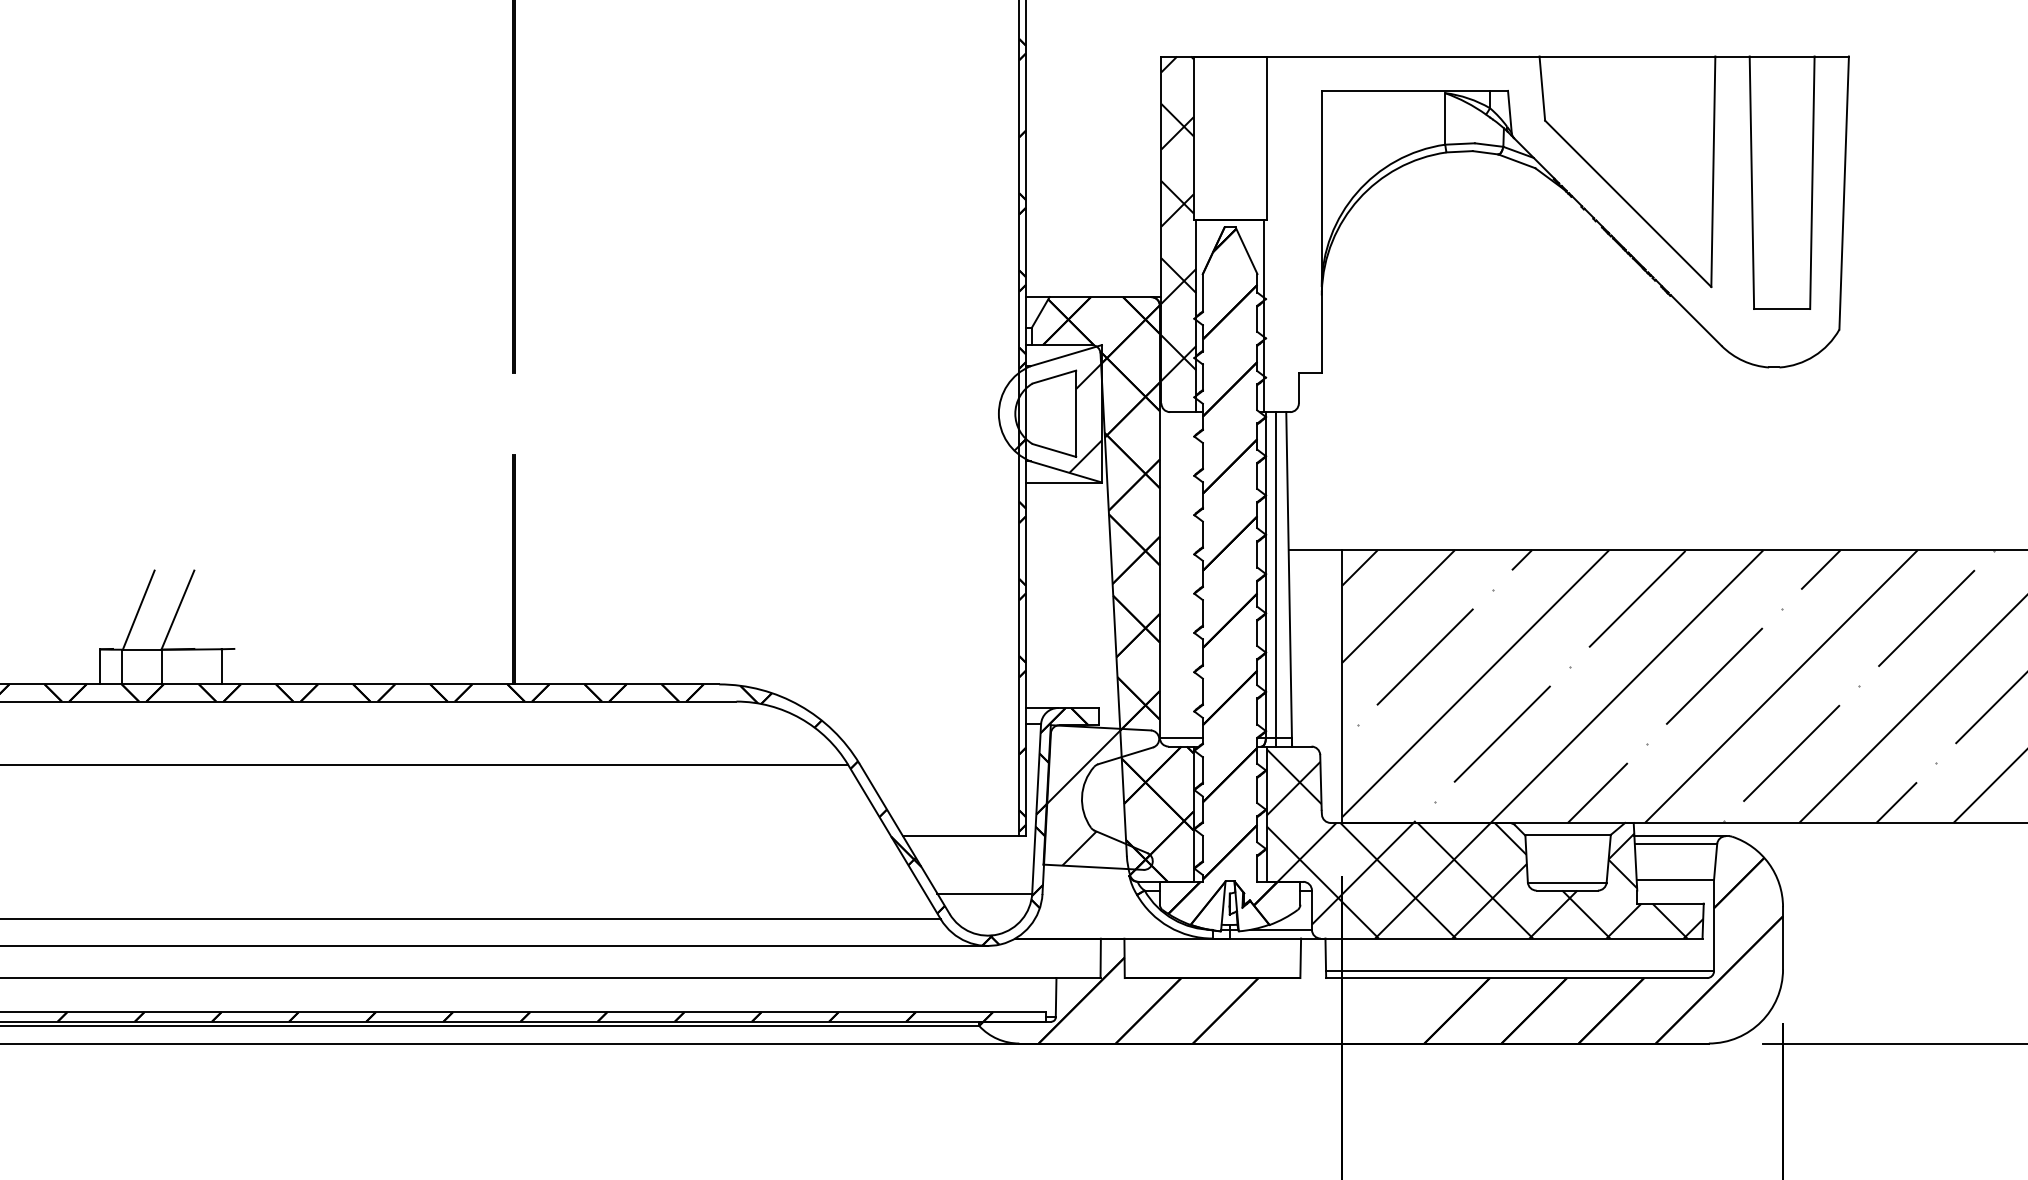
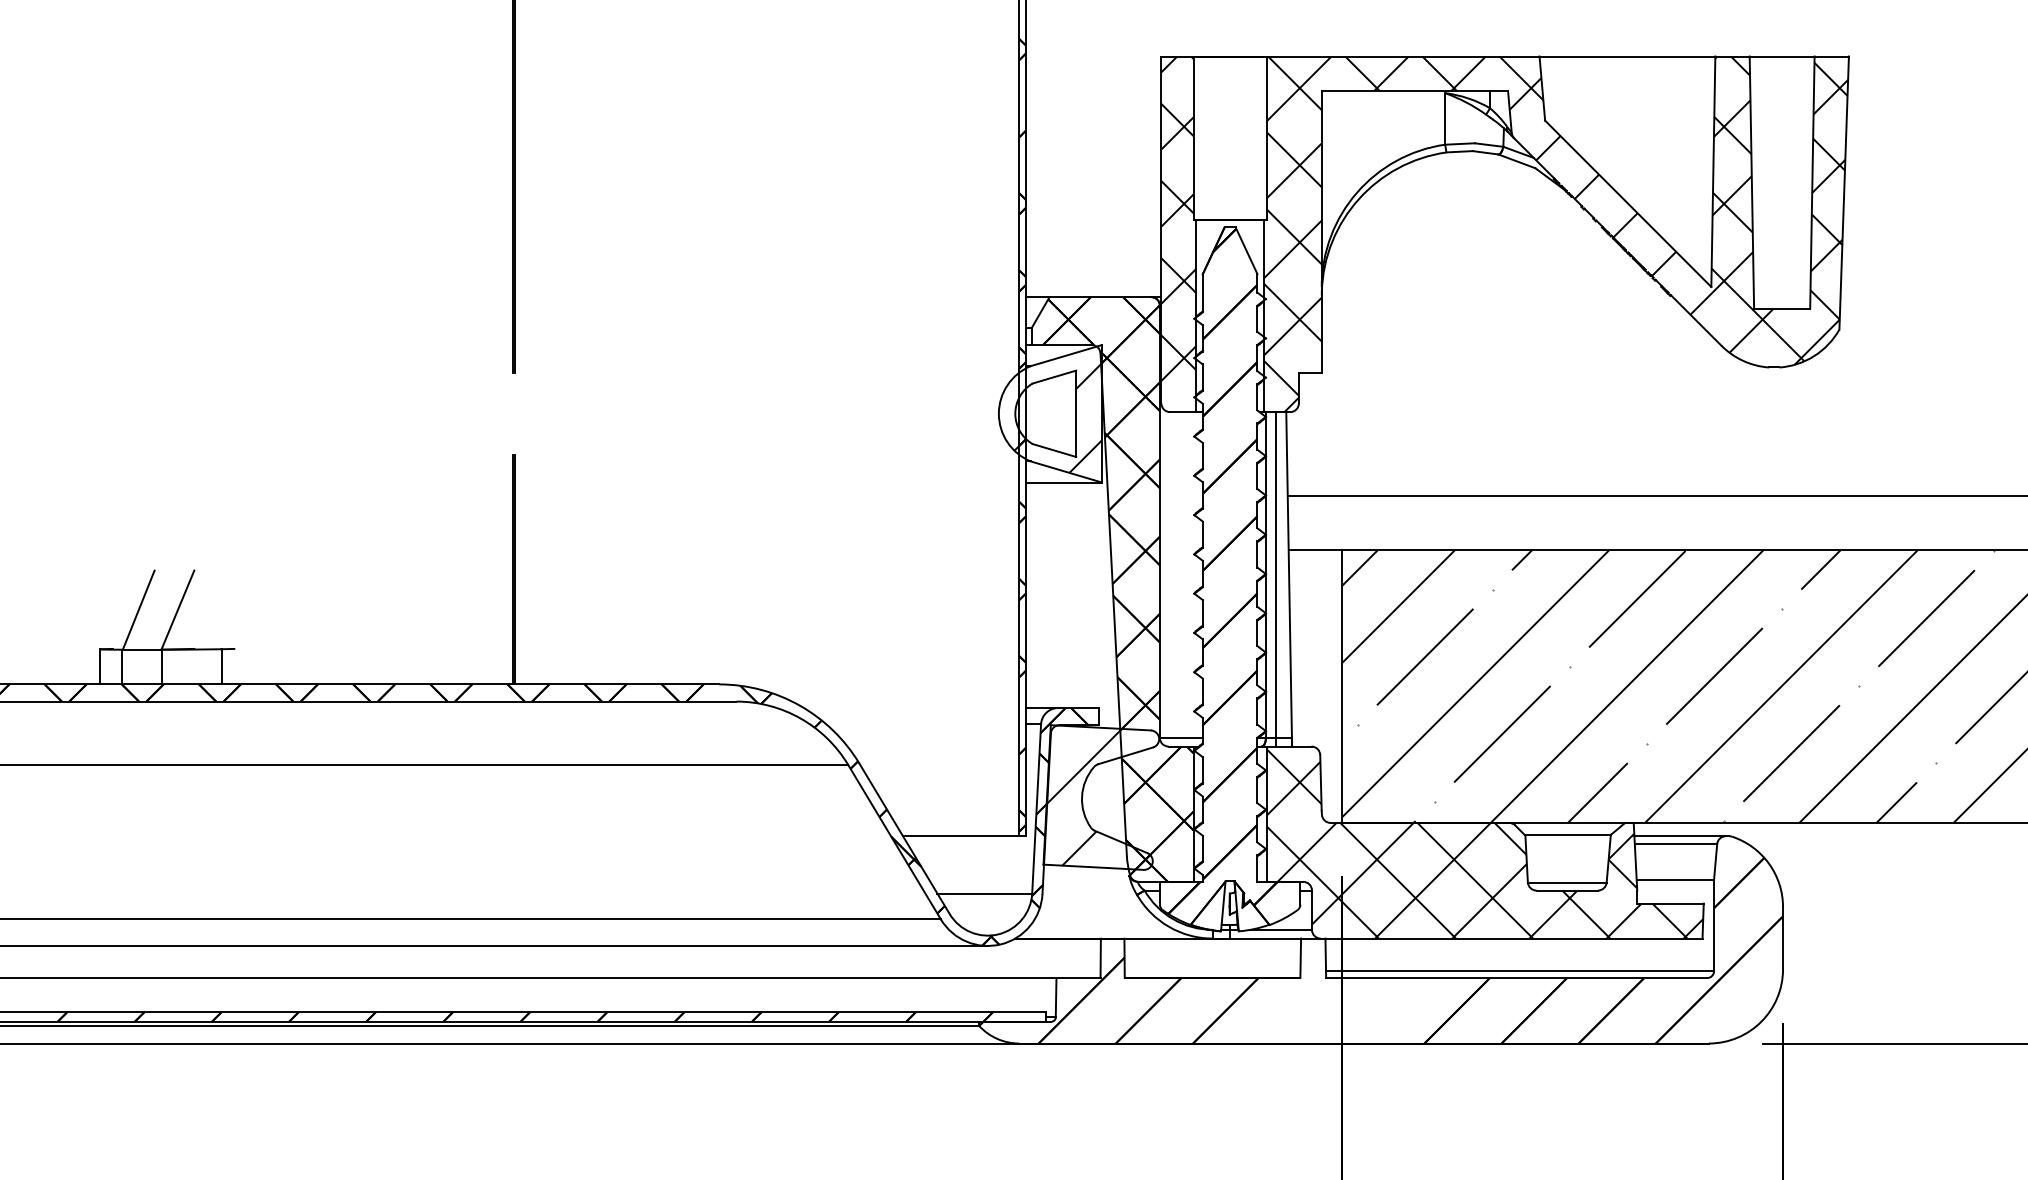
hatch: none -> present (1555, 234)
line: none -> present (1655, 495)
